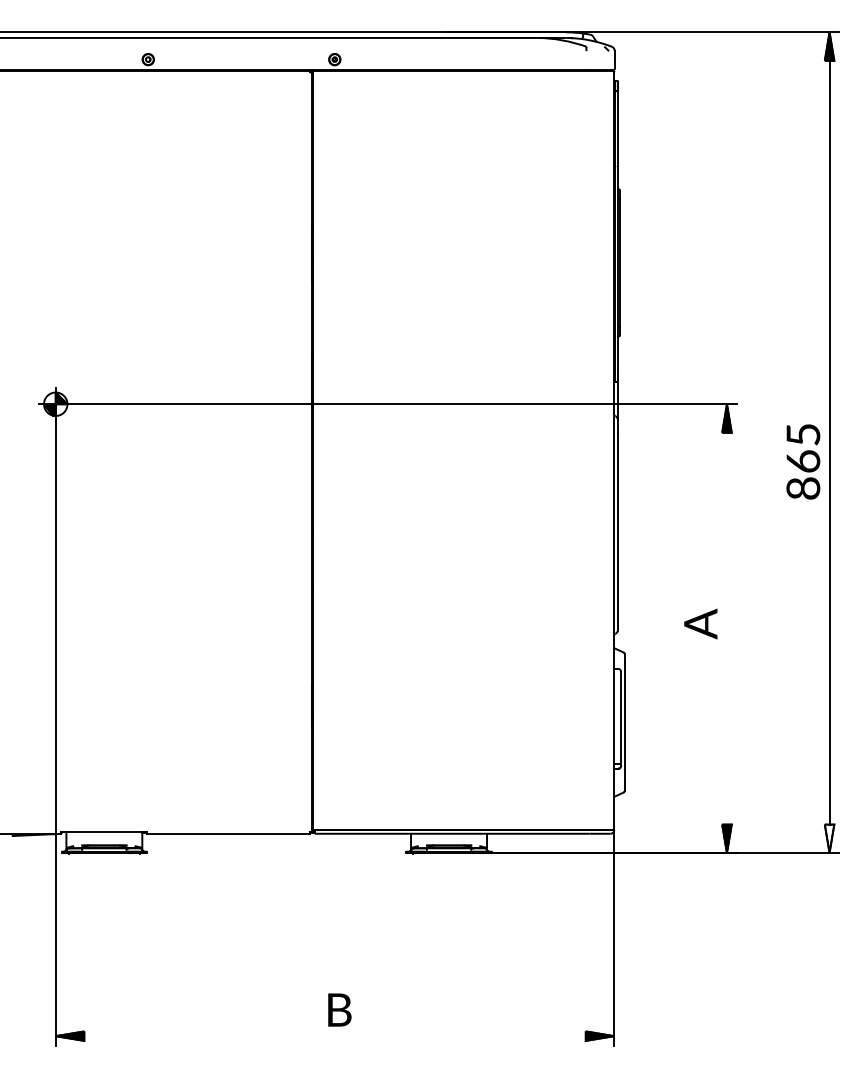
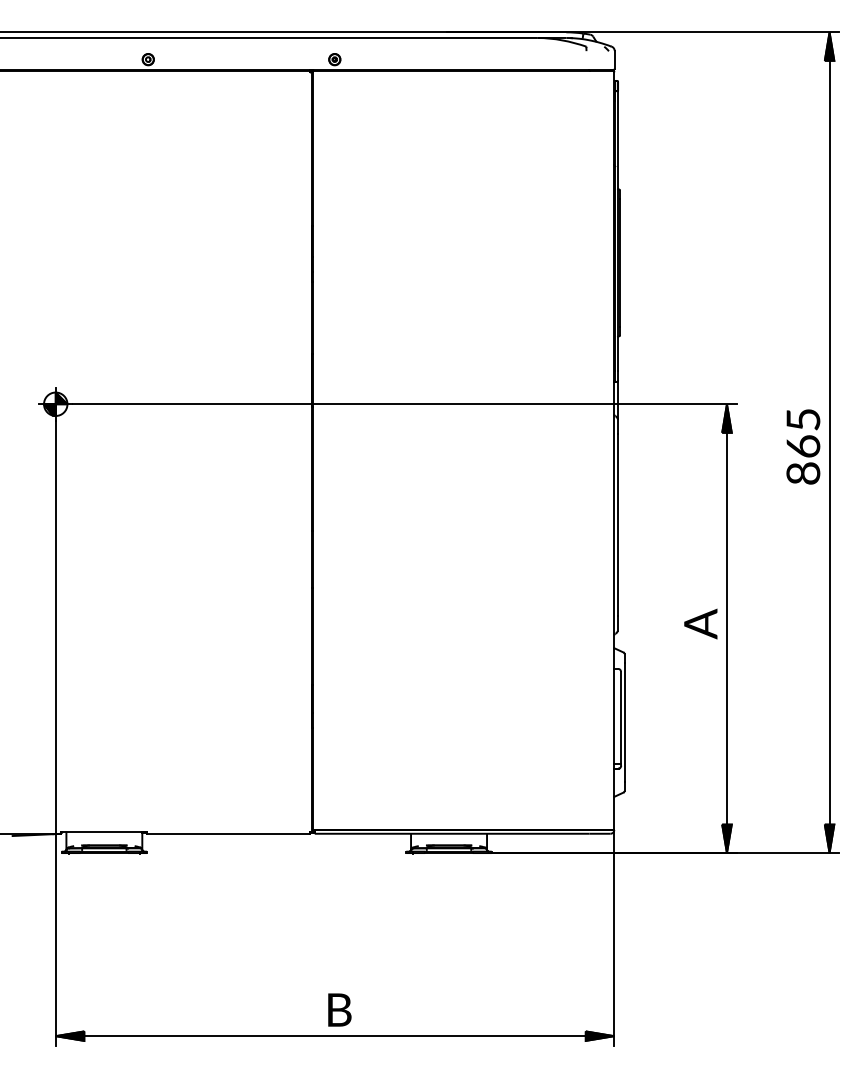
text position: (803, 461) -> (803, 446) (803, 446)
line: none -> present (726, 628)
fill: none -> present (829, 838)
line: none -> present (334, 1036)
